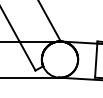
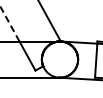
line: solid -> dashed (9, 24)
